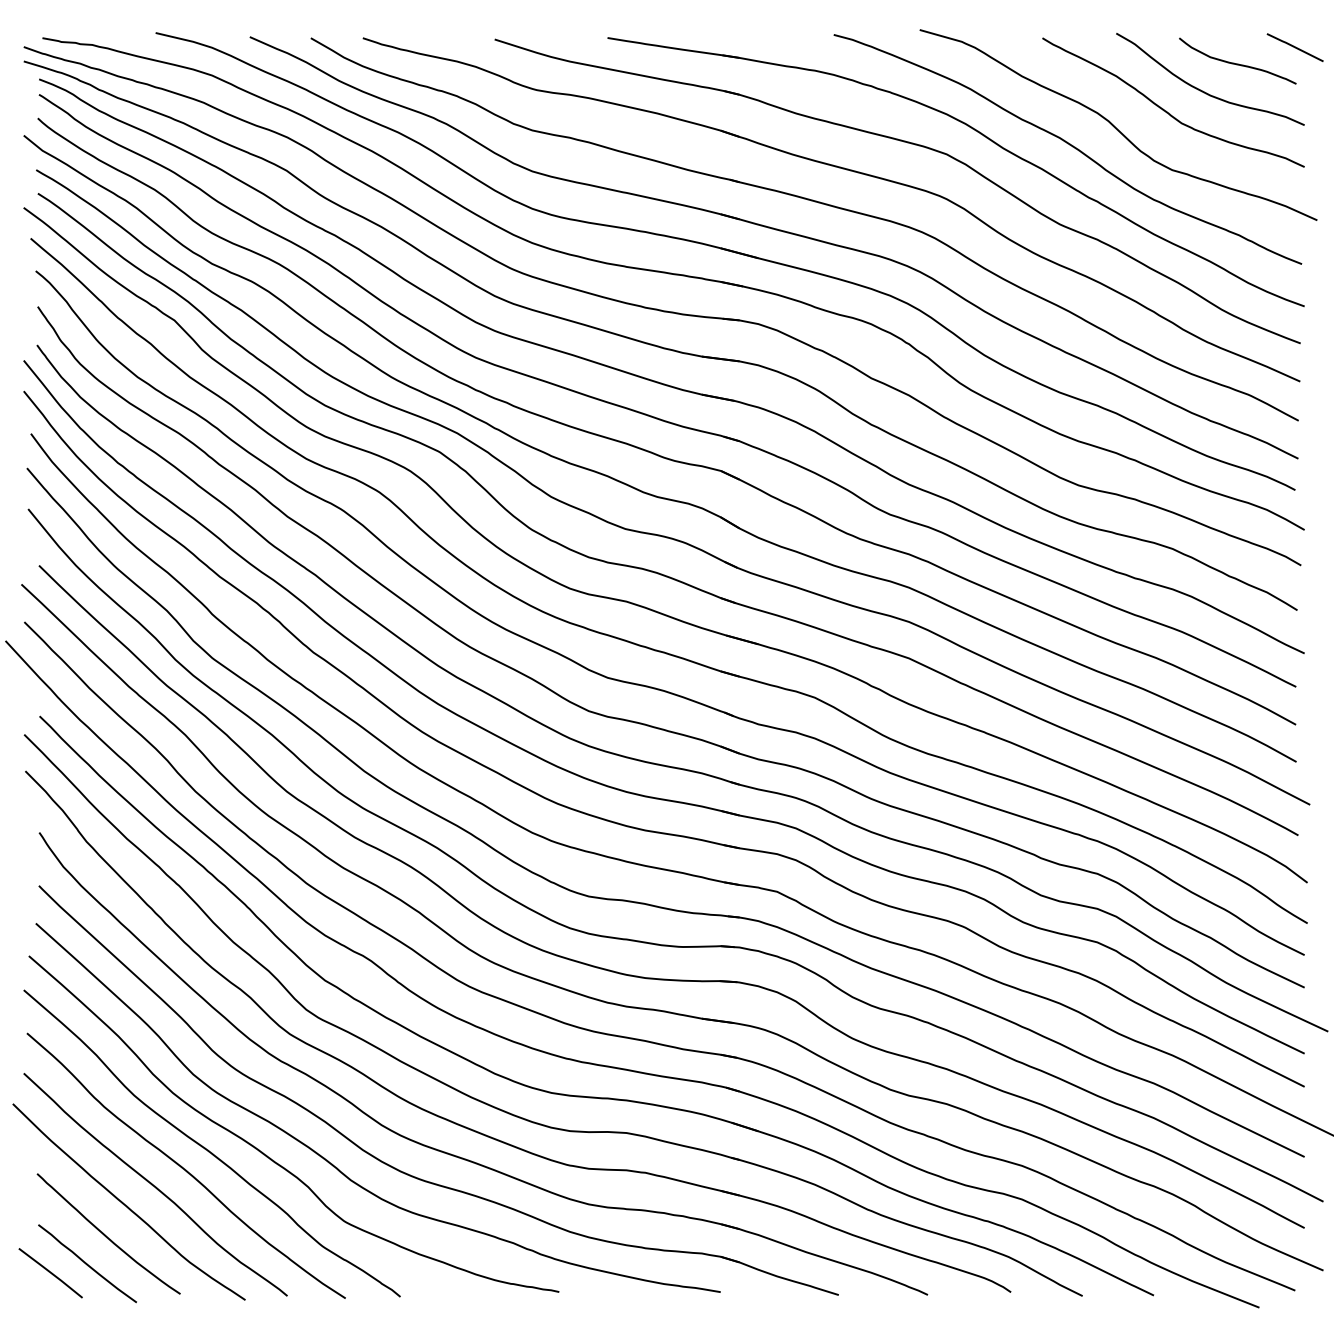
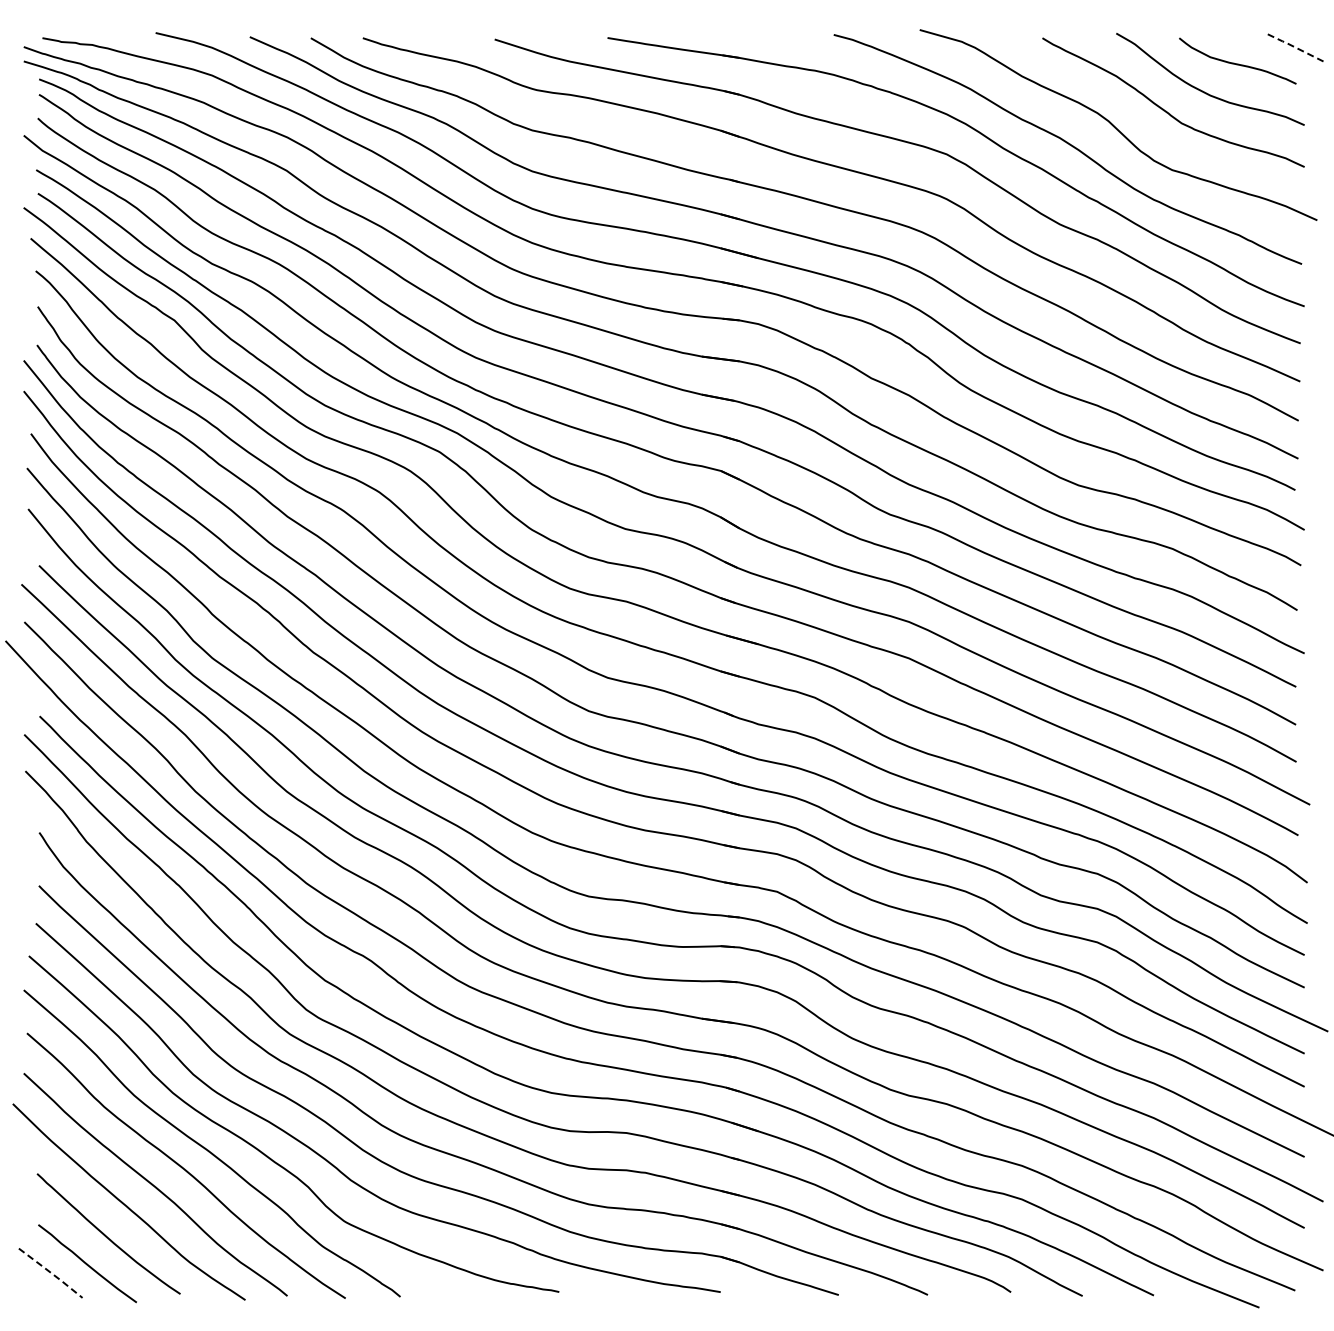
line: solid -> dashed (1293, 46)
line: solid -> dashed (51, 1273)
